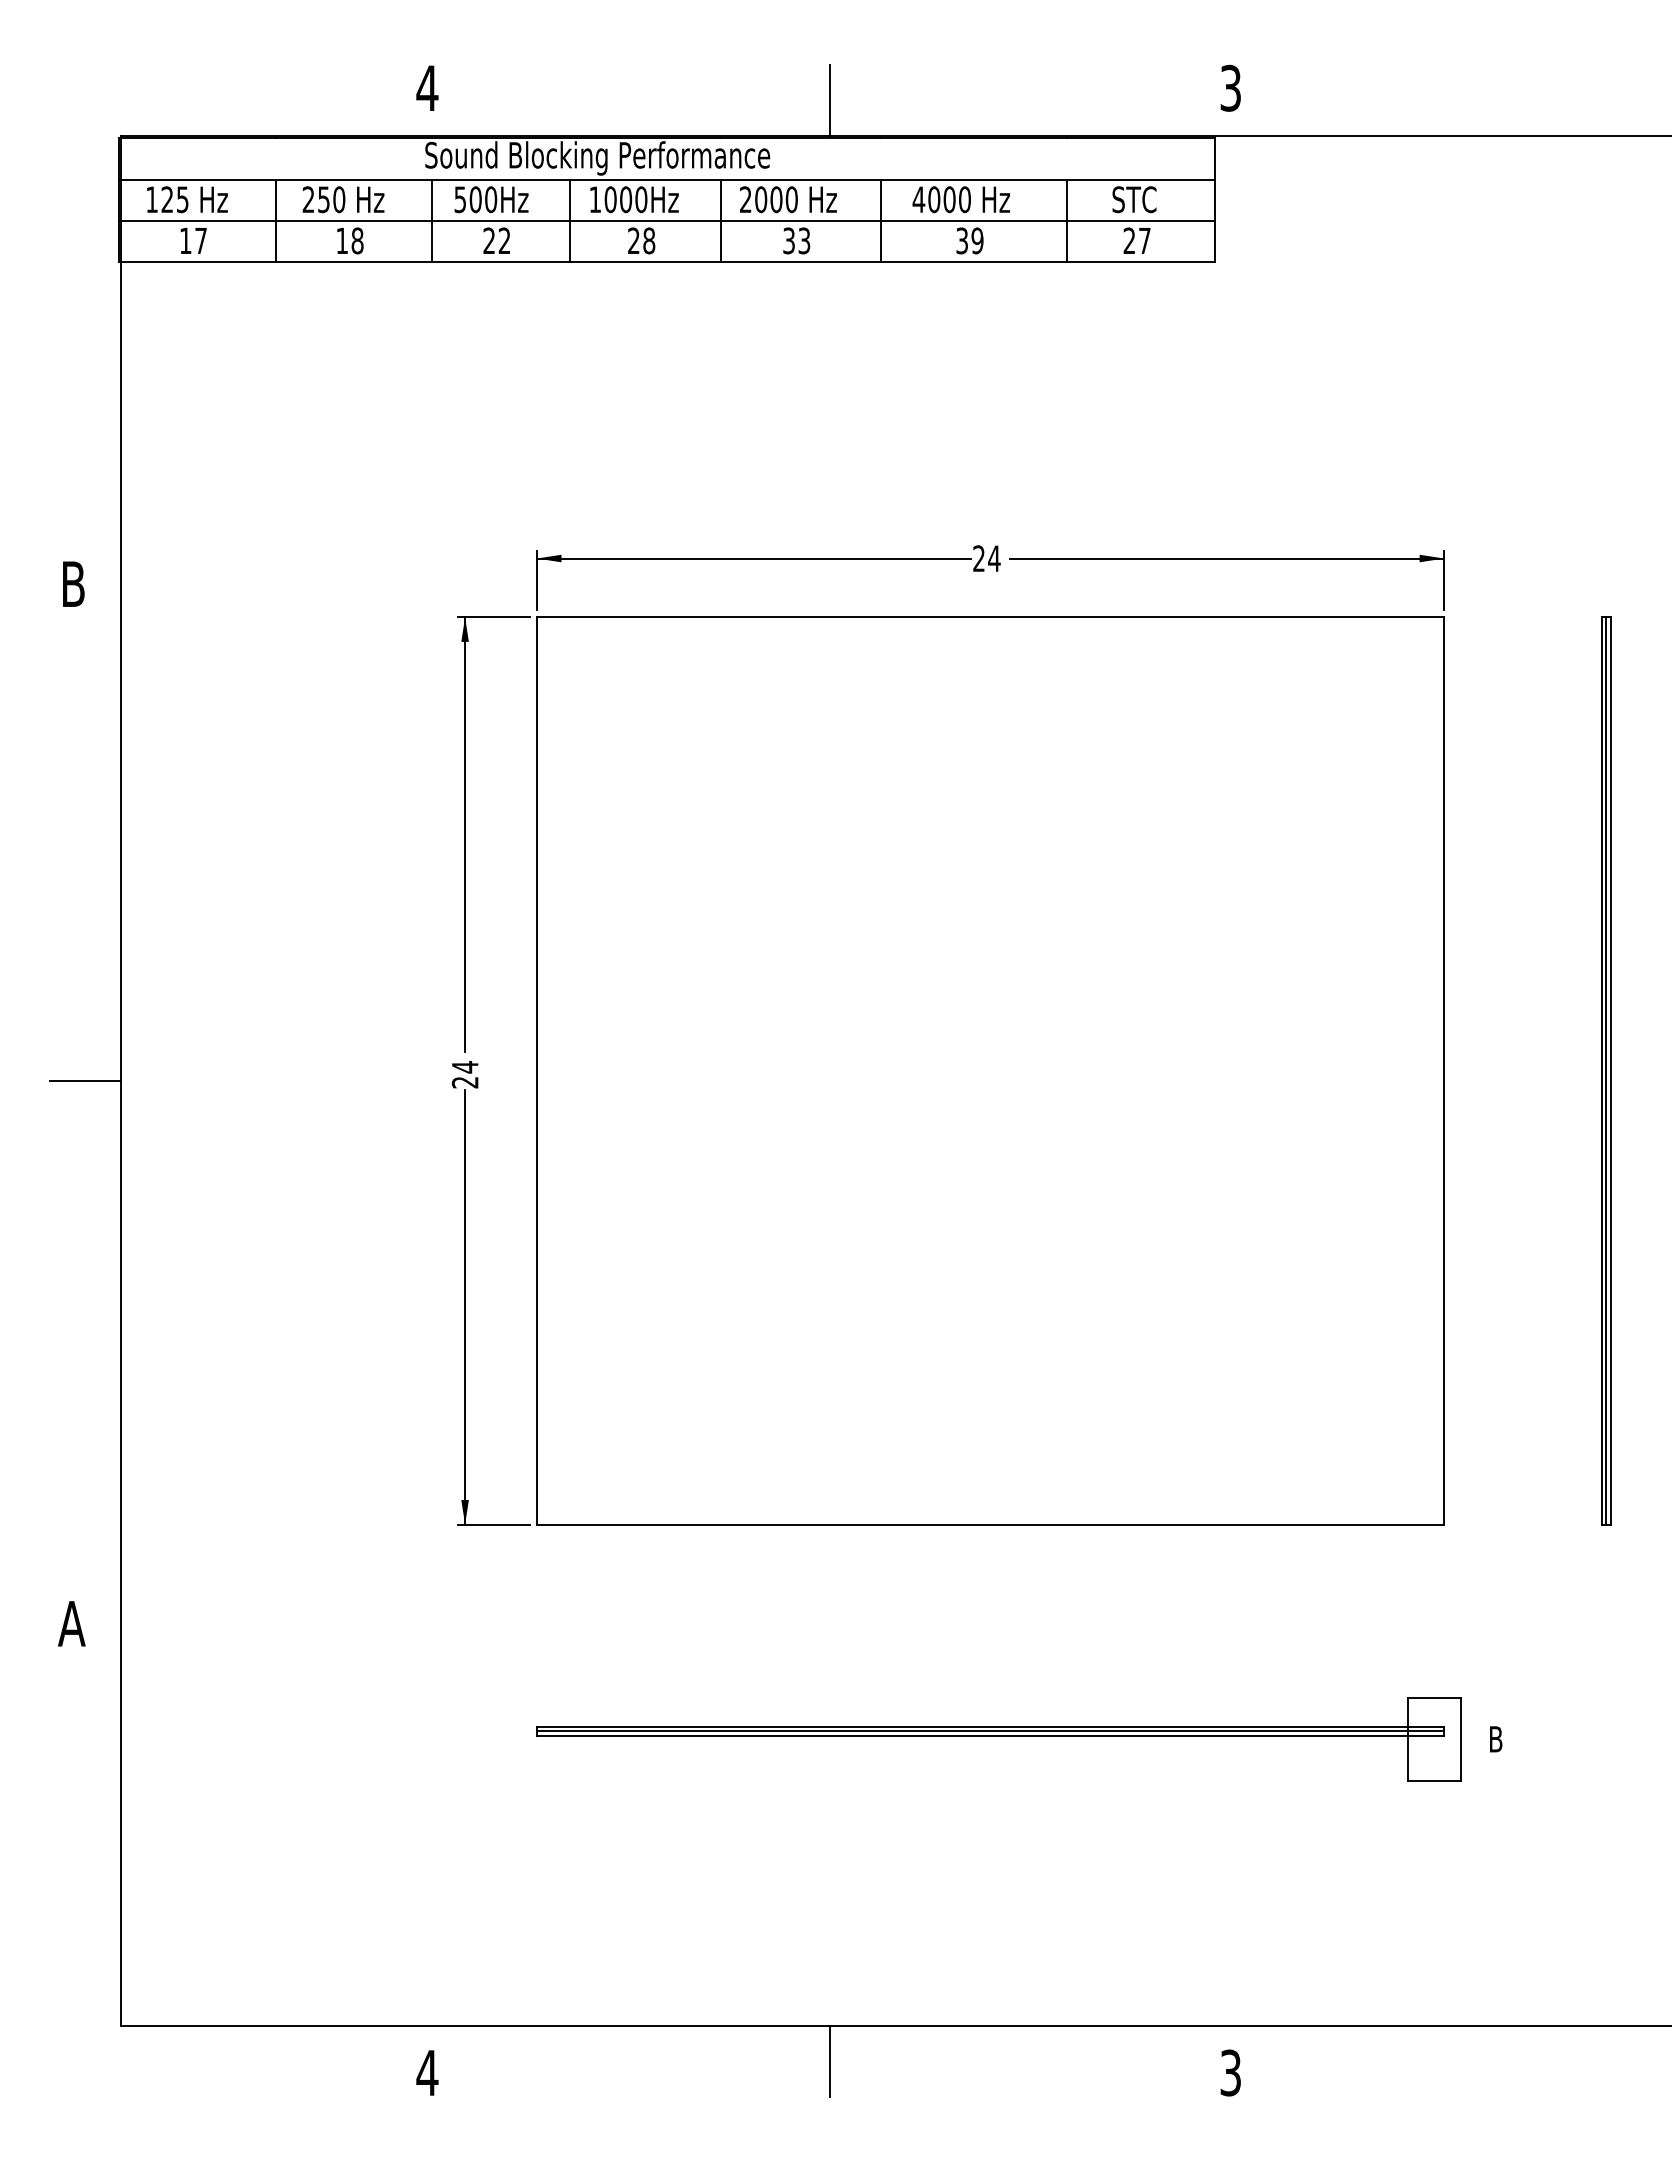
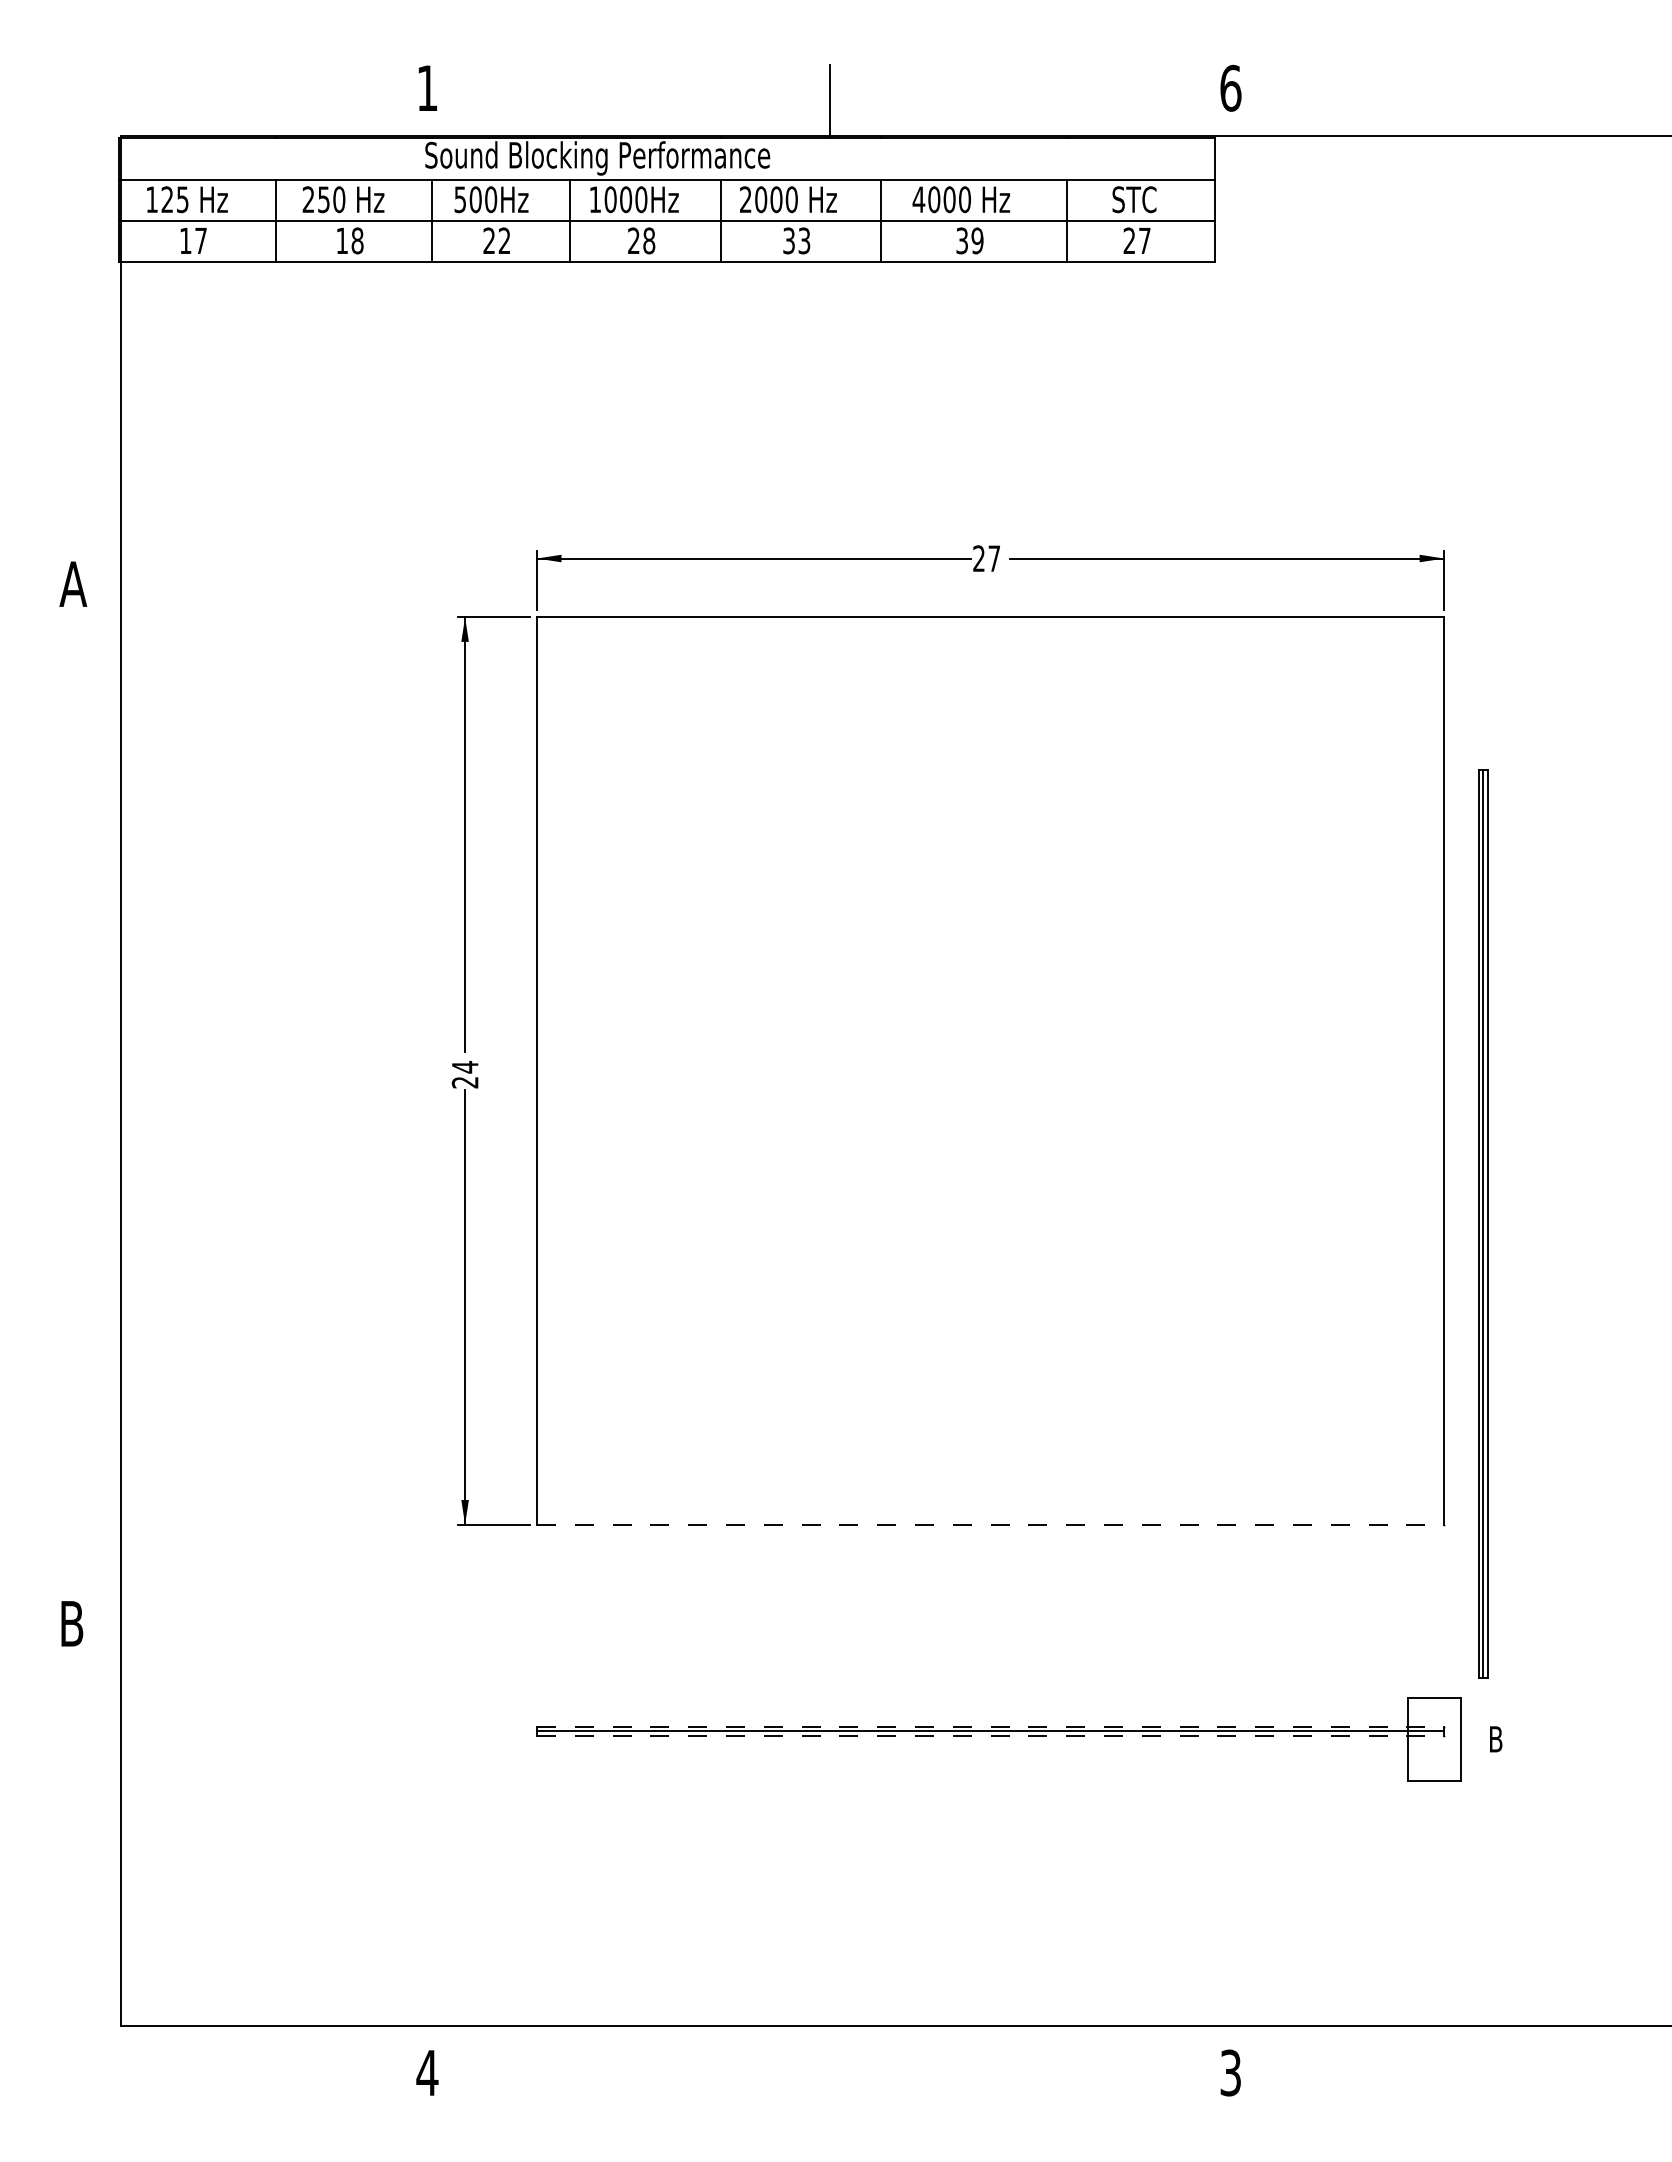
text: 4 -> 1 (427, 87)
text: 3 -> 6 (1230, 87)
text: 24 -> 27 (994, 558)
text: B -> A (73, 583)
part position: (1606, 1070) -> (1483, 1223) (1483, 1223)
line: present -> none (85, 1081)
line: solid -> dashed (990, 1524)
text: A -> B (71, 1623)
line: solid -> dashed (990, 1726)
line: solid -> dashed (990, 1735)
line: present -> none (829, 2061)
